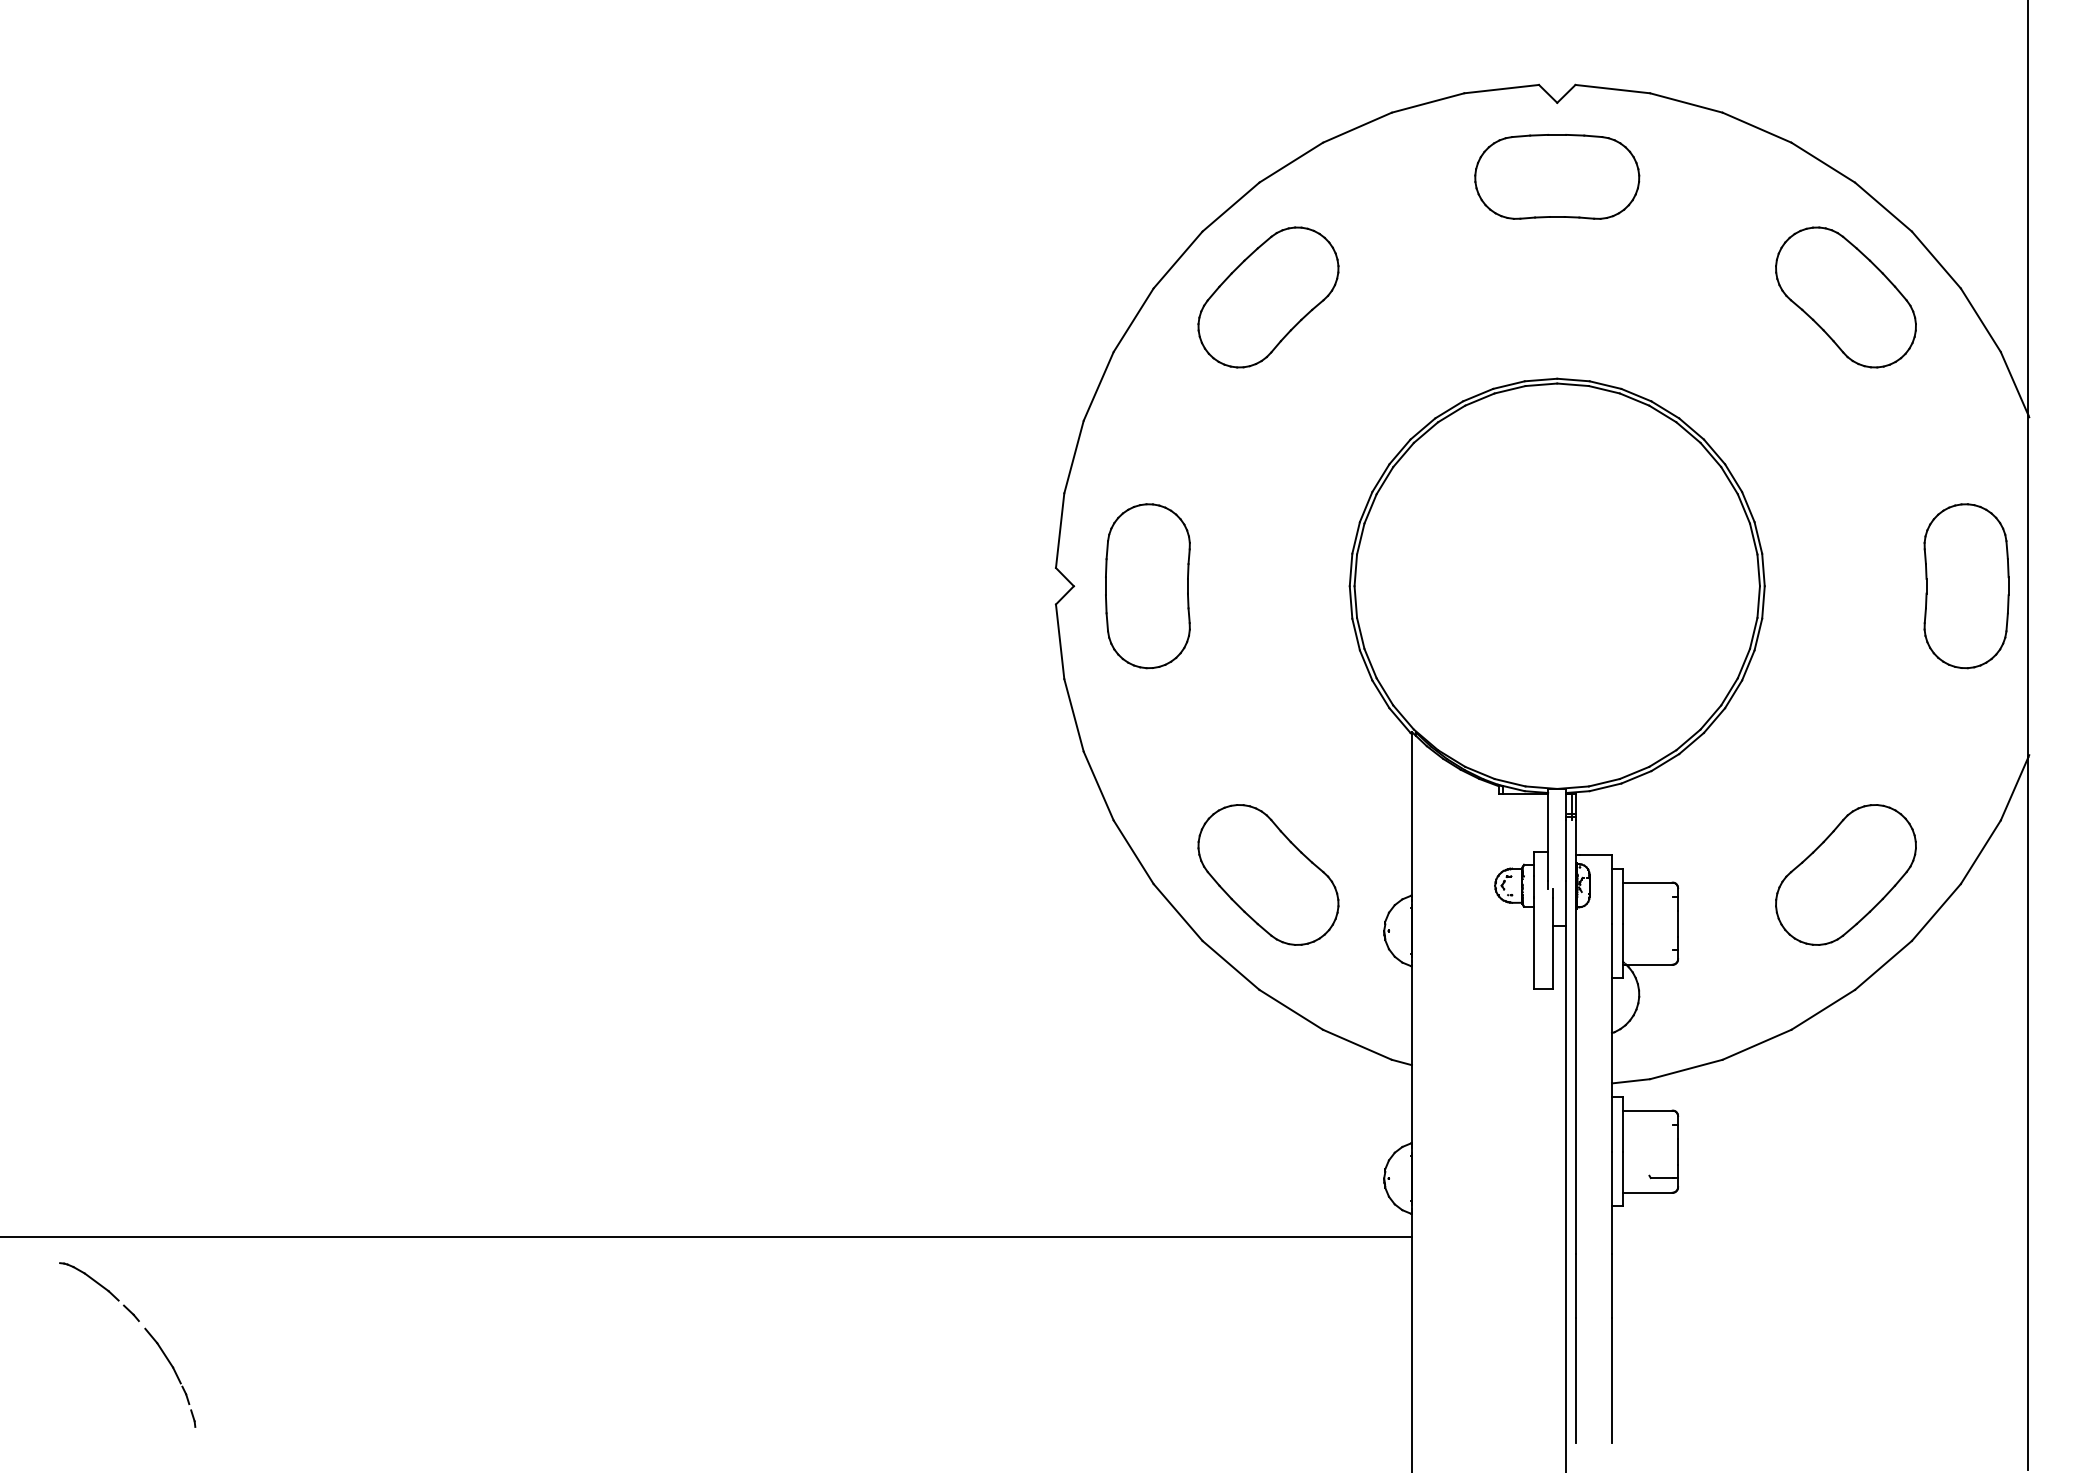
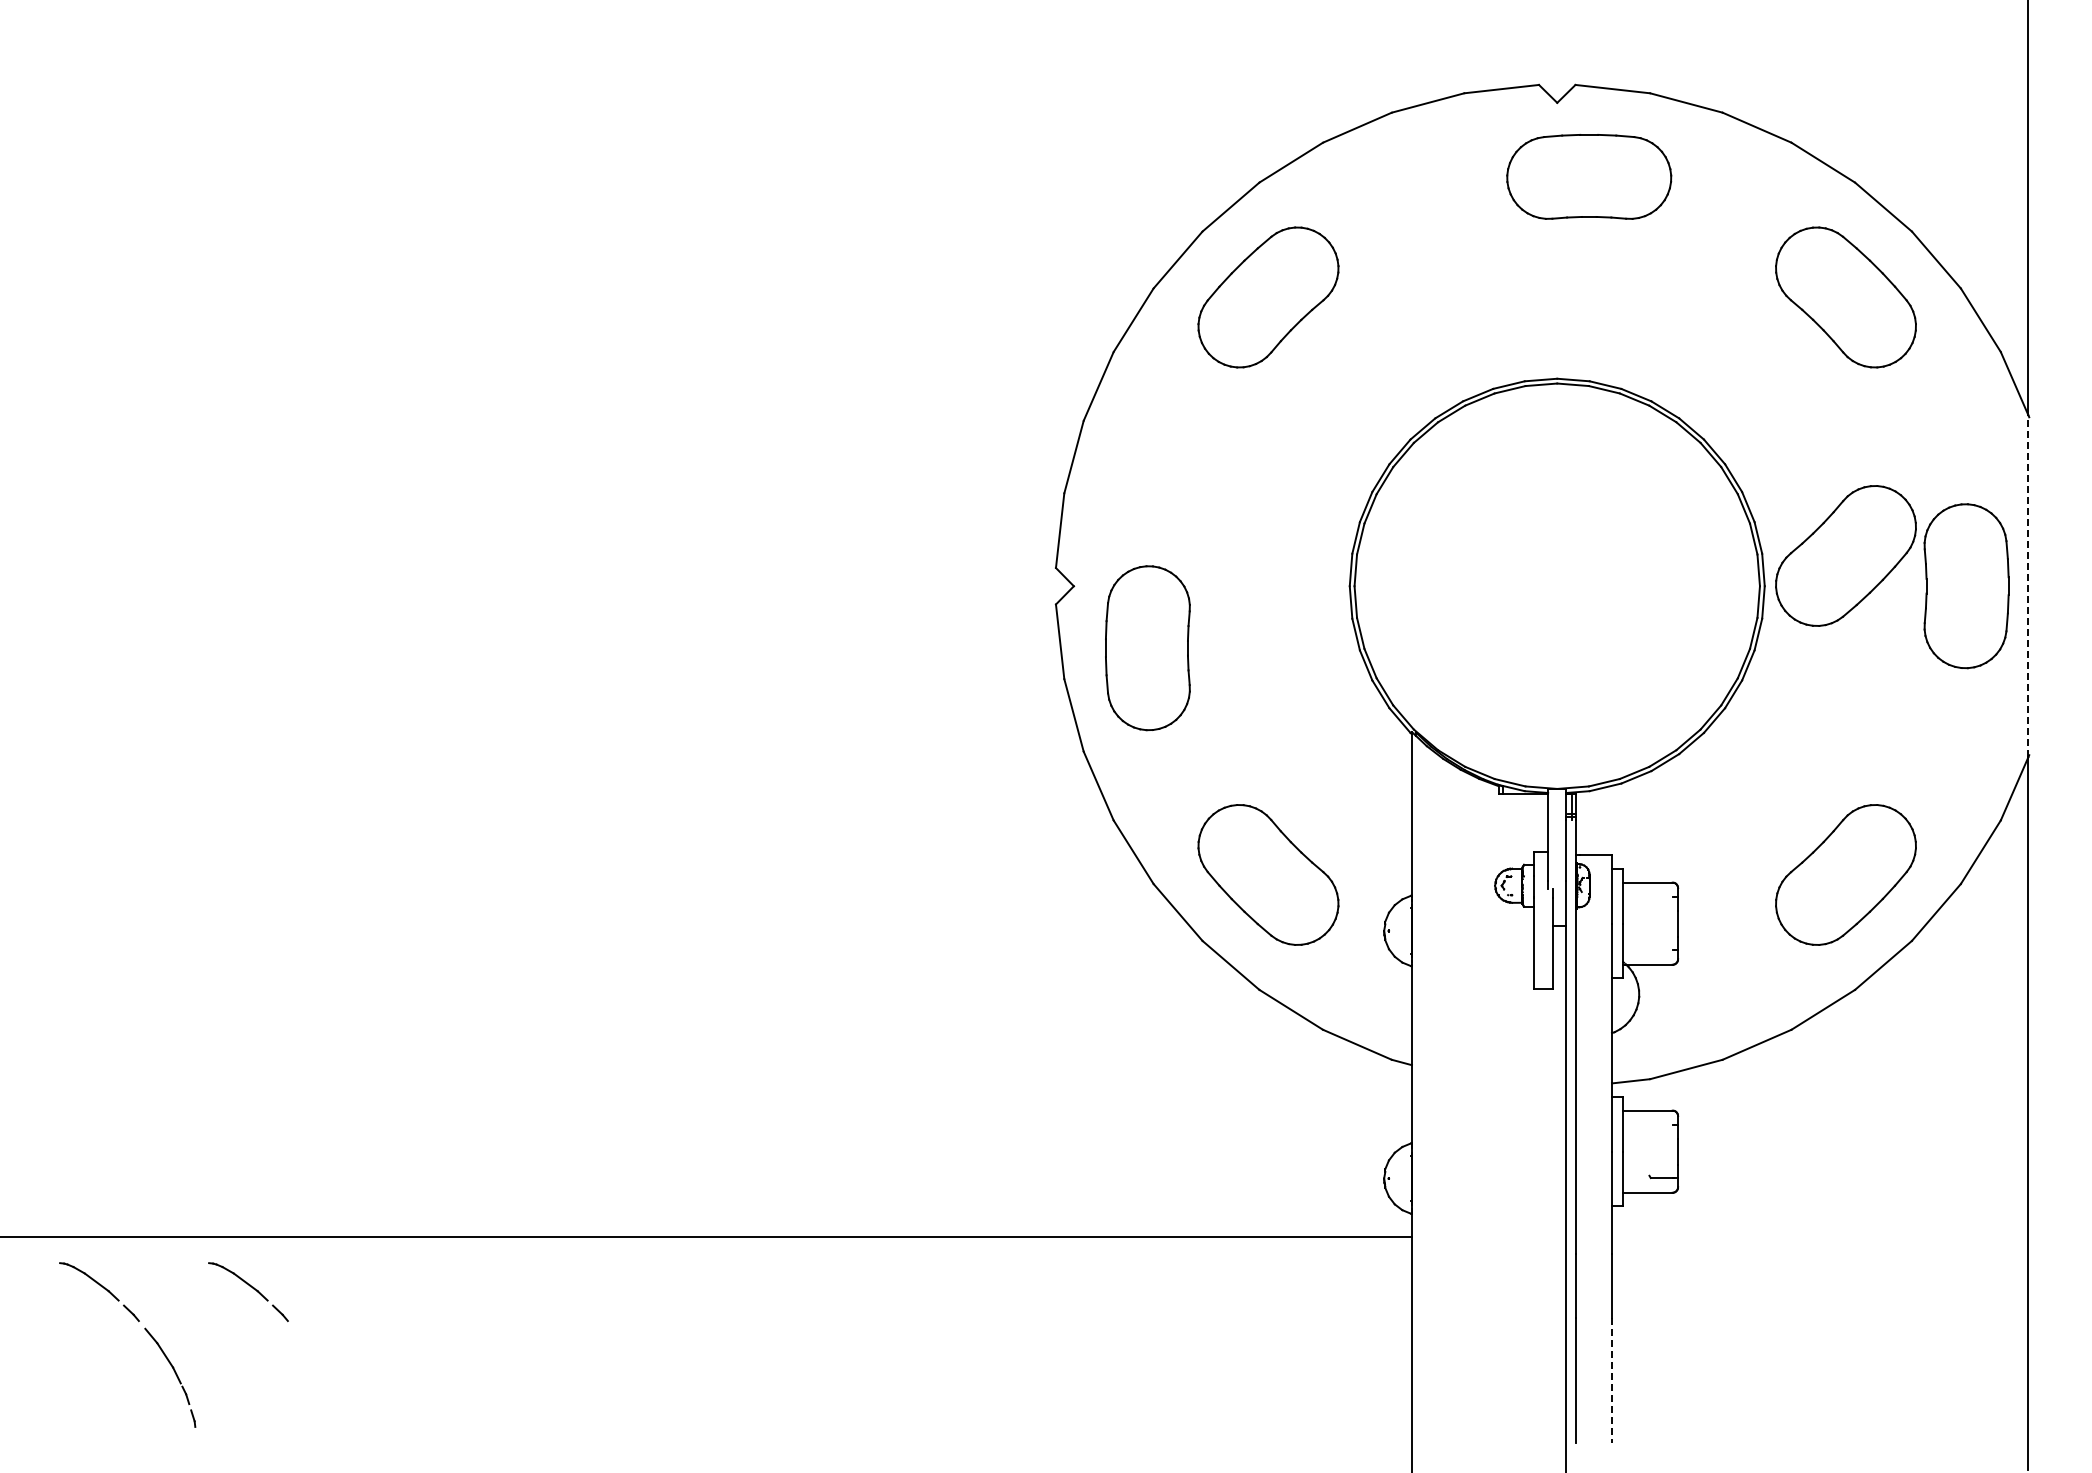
part position: (1557, 176) -> (1589, 176) (1589, 176)
part: none -> present (1845, 555)
line: solid -> dashed (2028, 585)
part position: (1147, 586) -> (1147, 648) (1147, 648)
part: none -> present (248, 1291)
line: solid -> dashed (1611, 1380)
